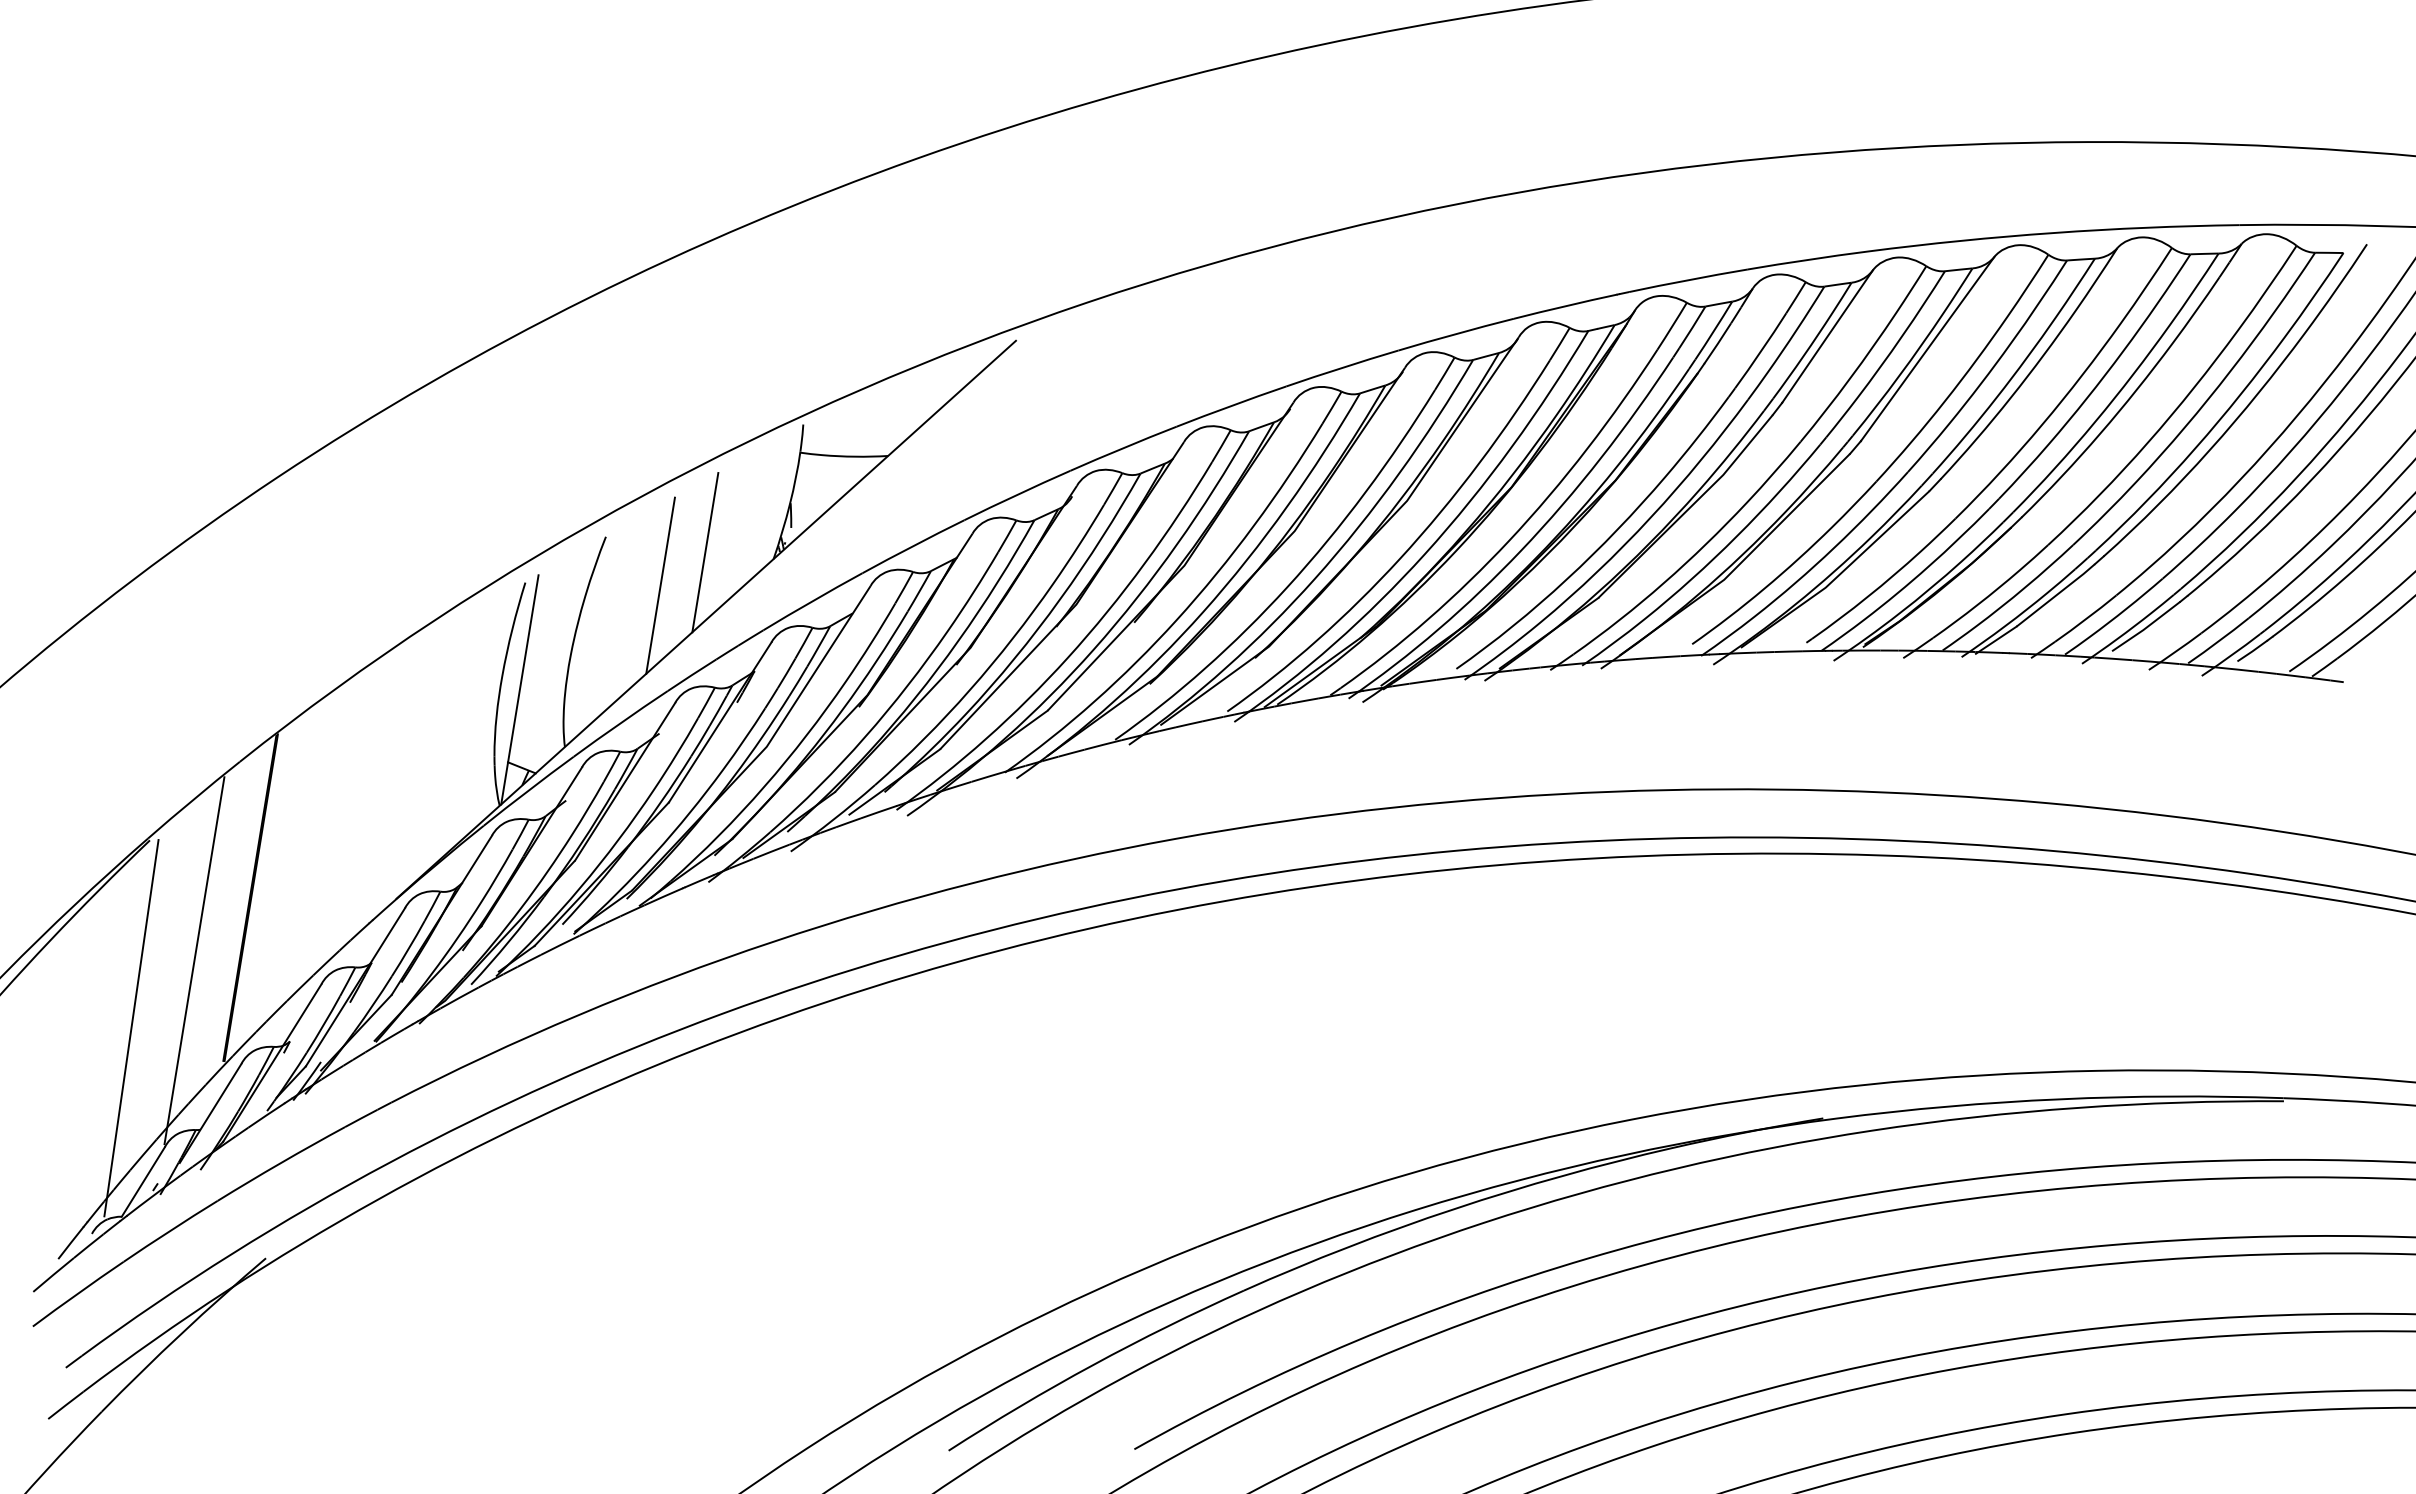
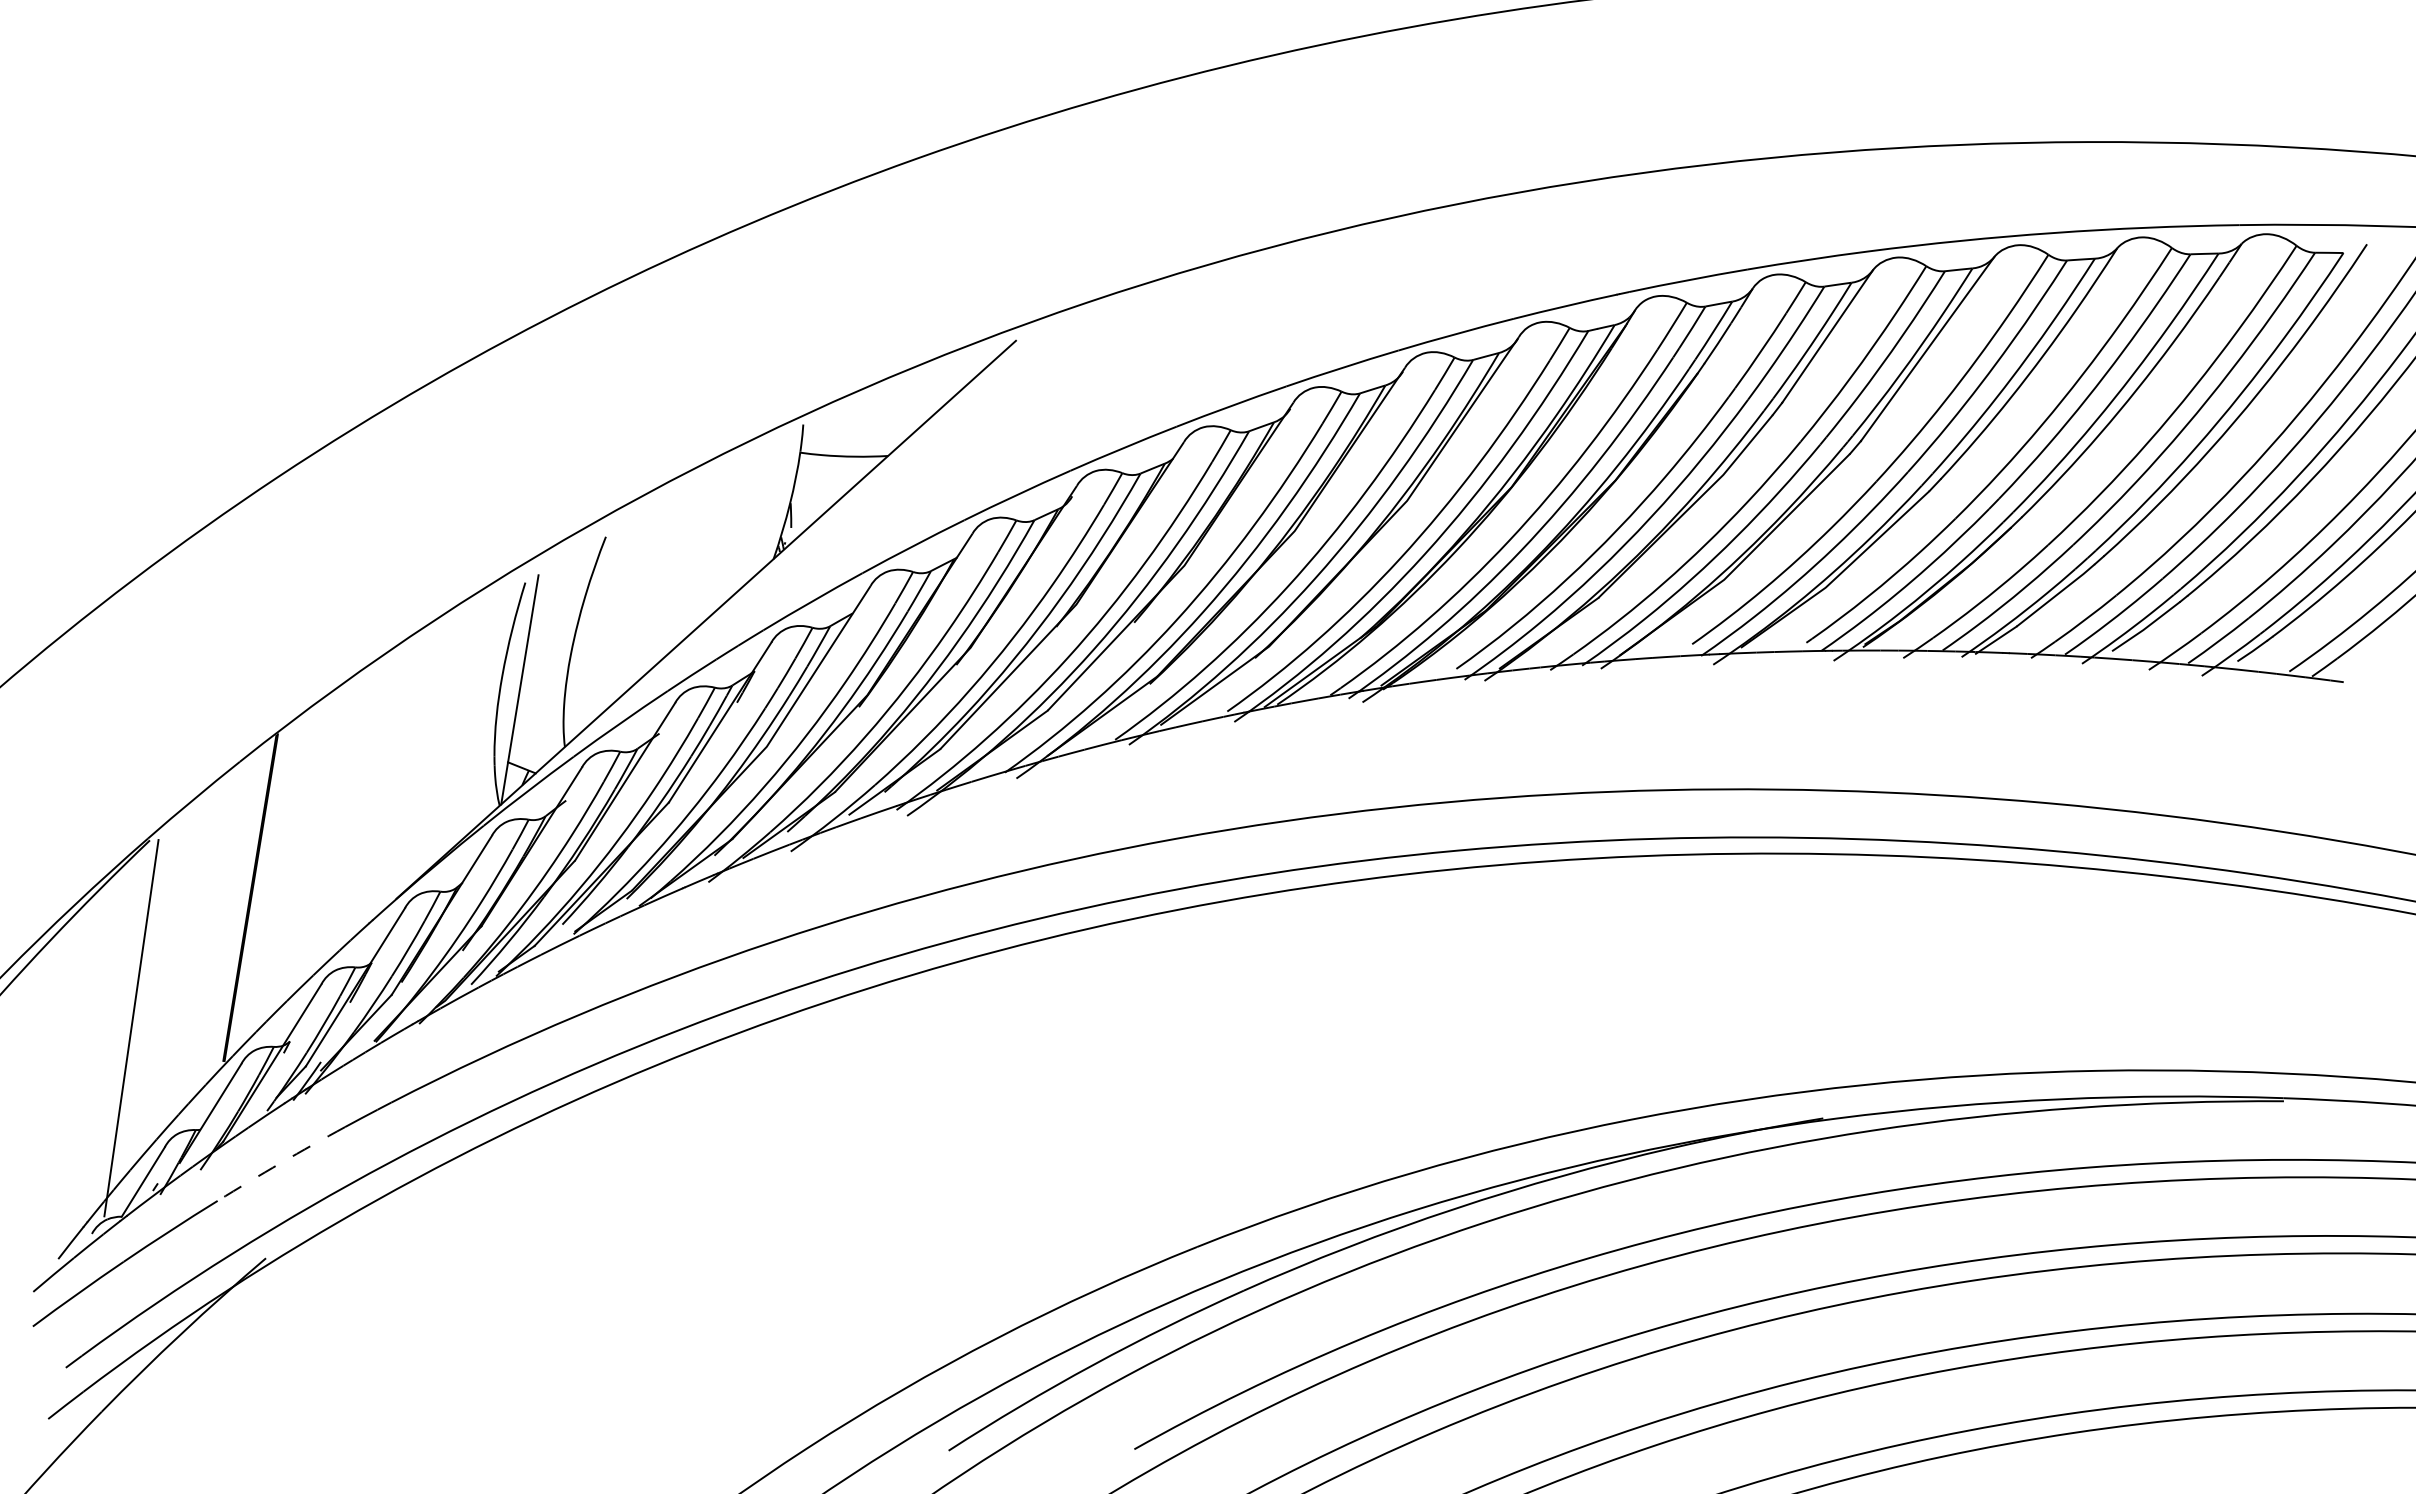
line: present -> none (705, 552)
line: present -> none (660, 585)
line: present -> none (194, 960)
arc: solid -> dashed (280, 1163)
